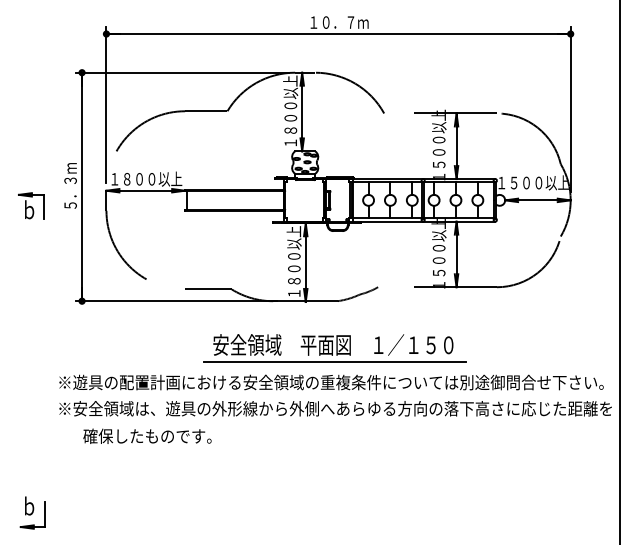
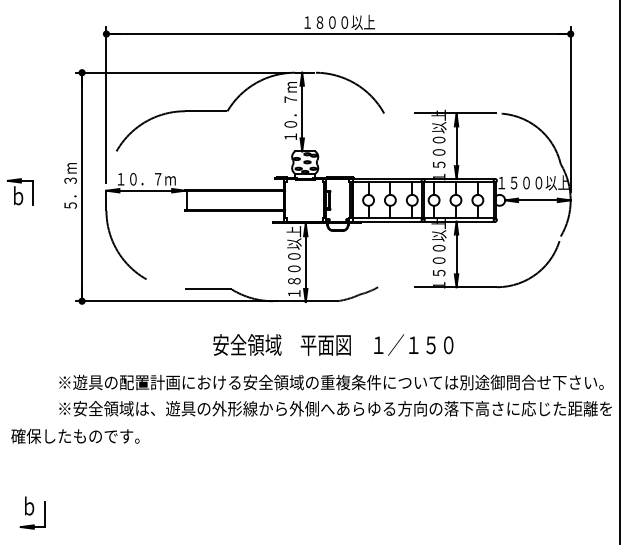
text: １０．７ｍ -> １８００以上 (339, 22)
text: １８００以上 -> １０．７ｍ (290, 110)
text: １８００以上 -> １０．７ｍ (146, 178)
part position: (31, 205) -> (20, 191) (20, 191)
line: present -> none (334, 361)
text position: (147, 435) -> (75, 435) (75, 435)
